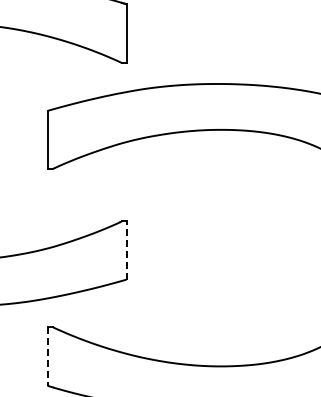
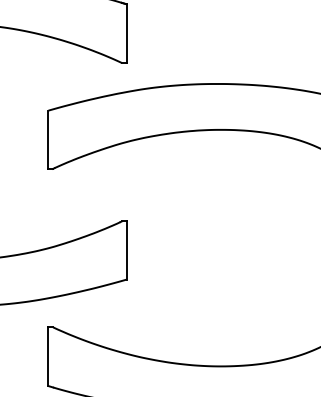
line: dashed -> solid (126, 250)
line: dashed -> solid (48, 357)
